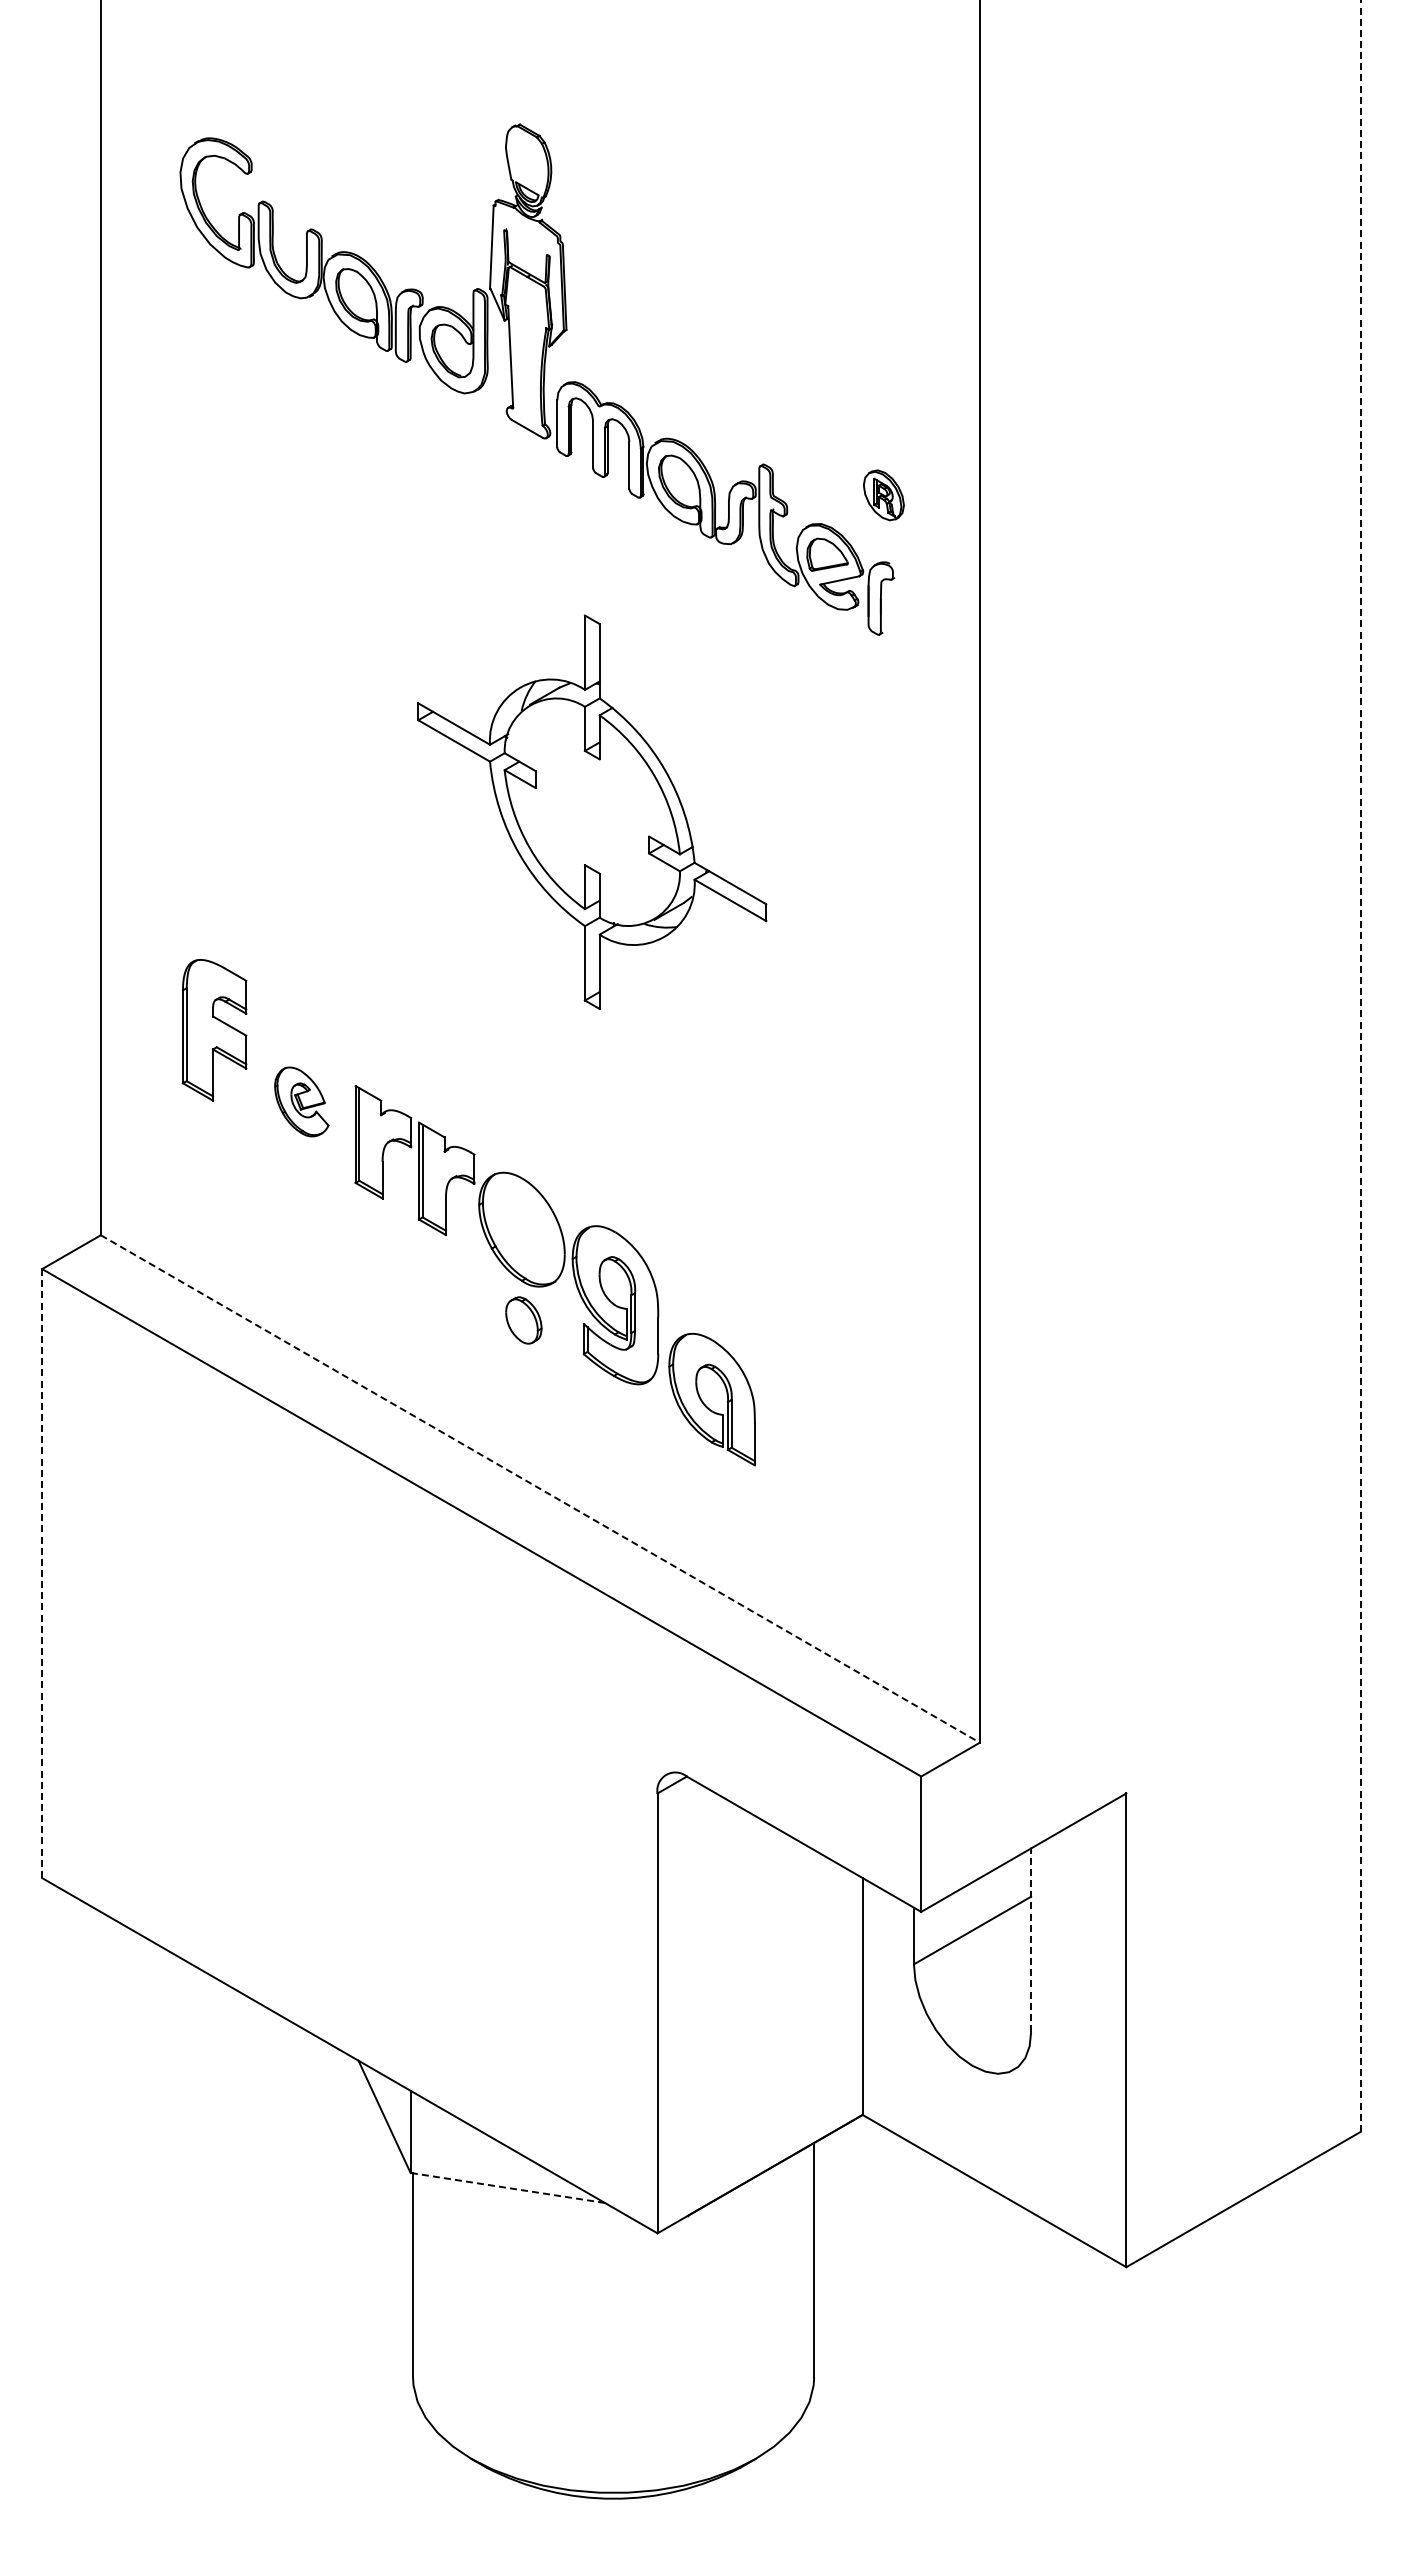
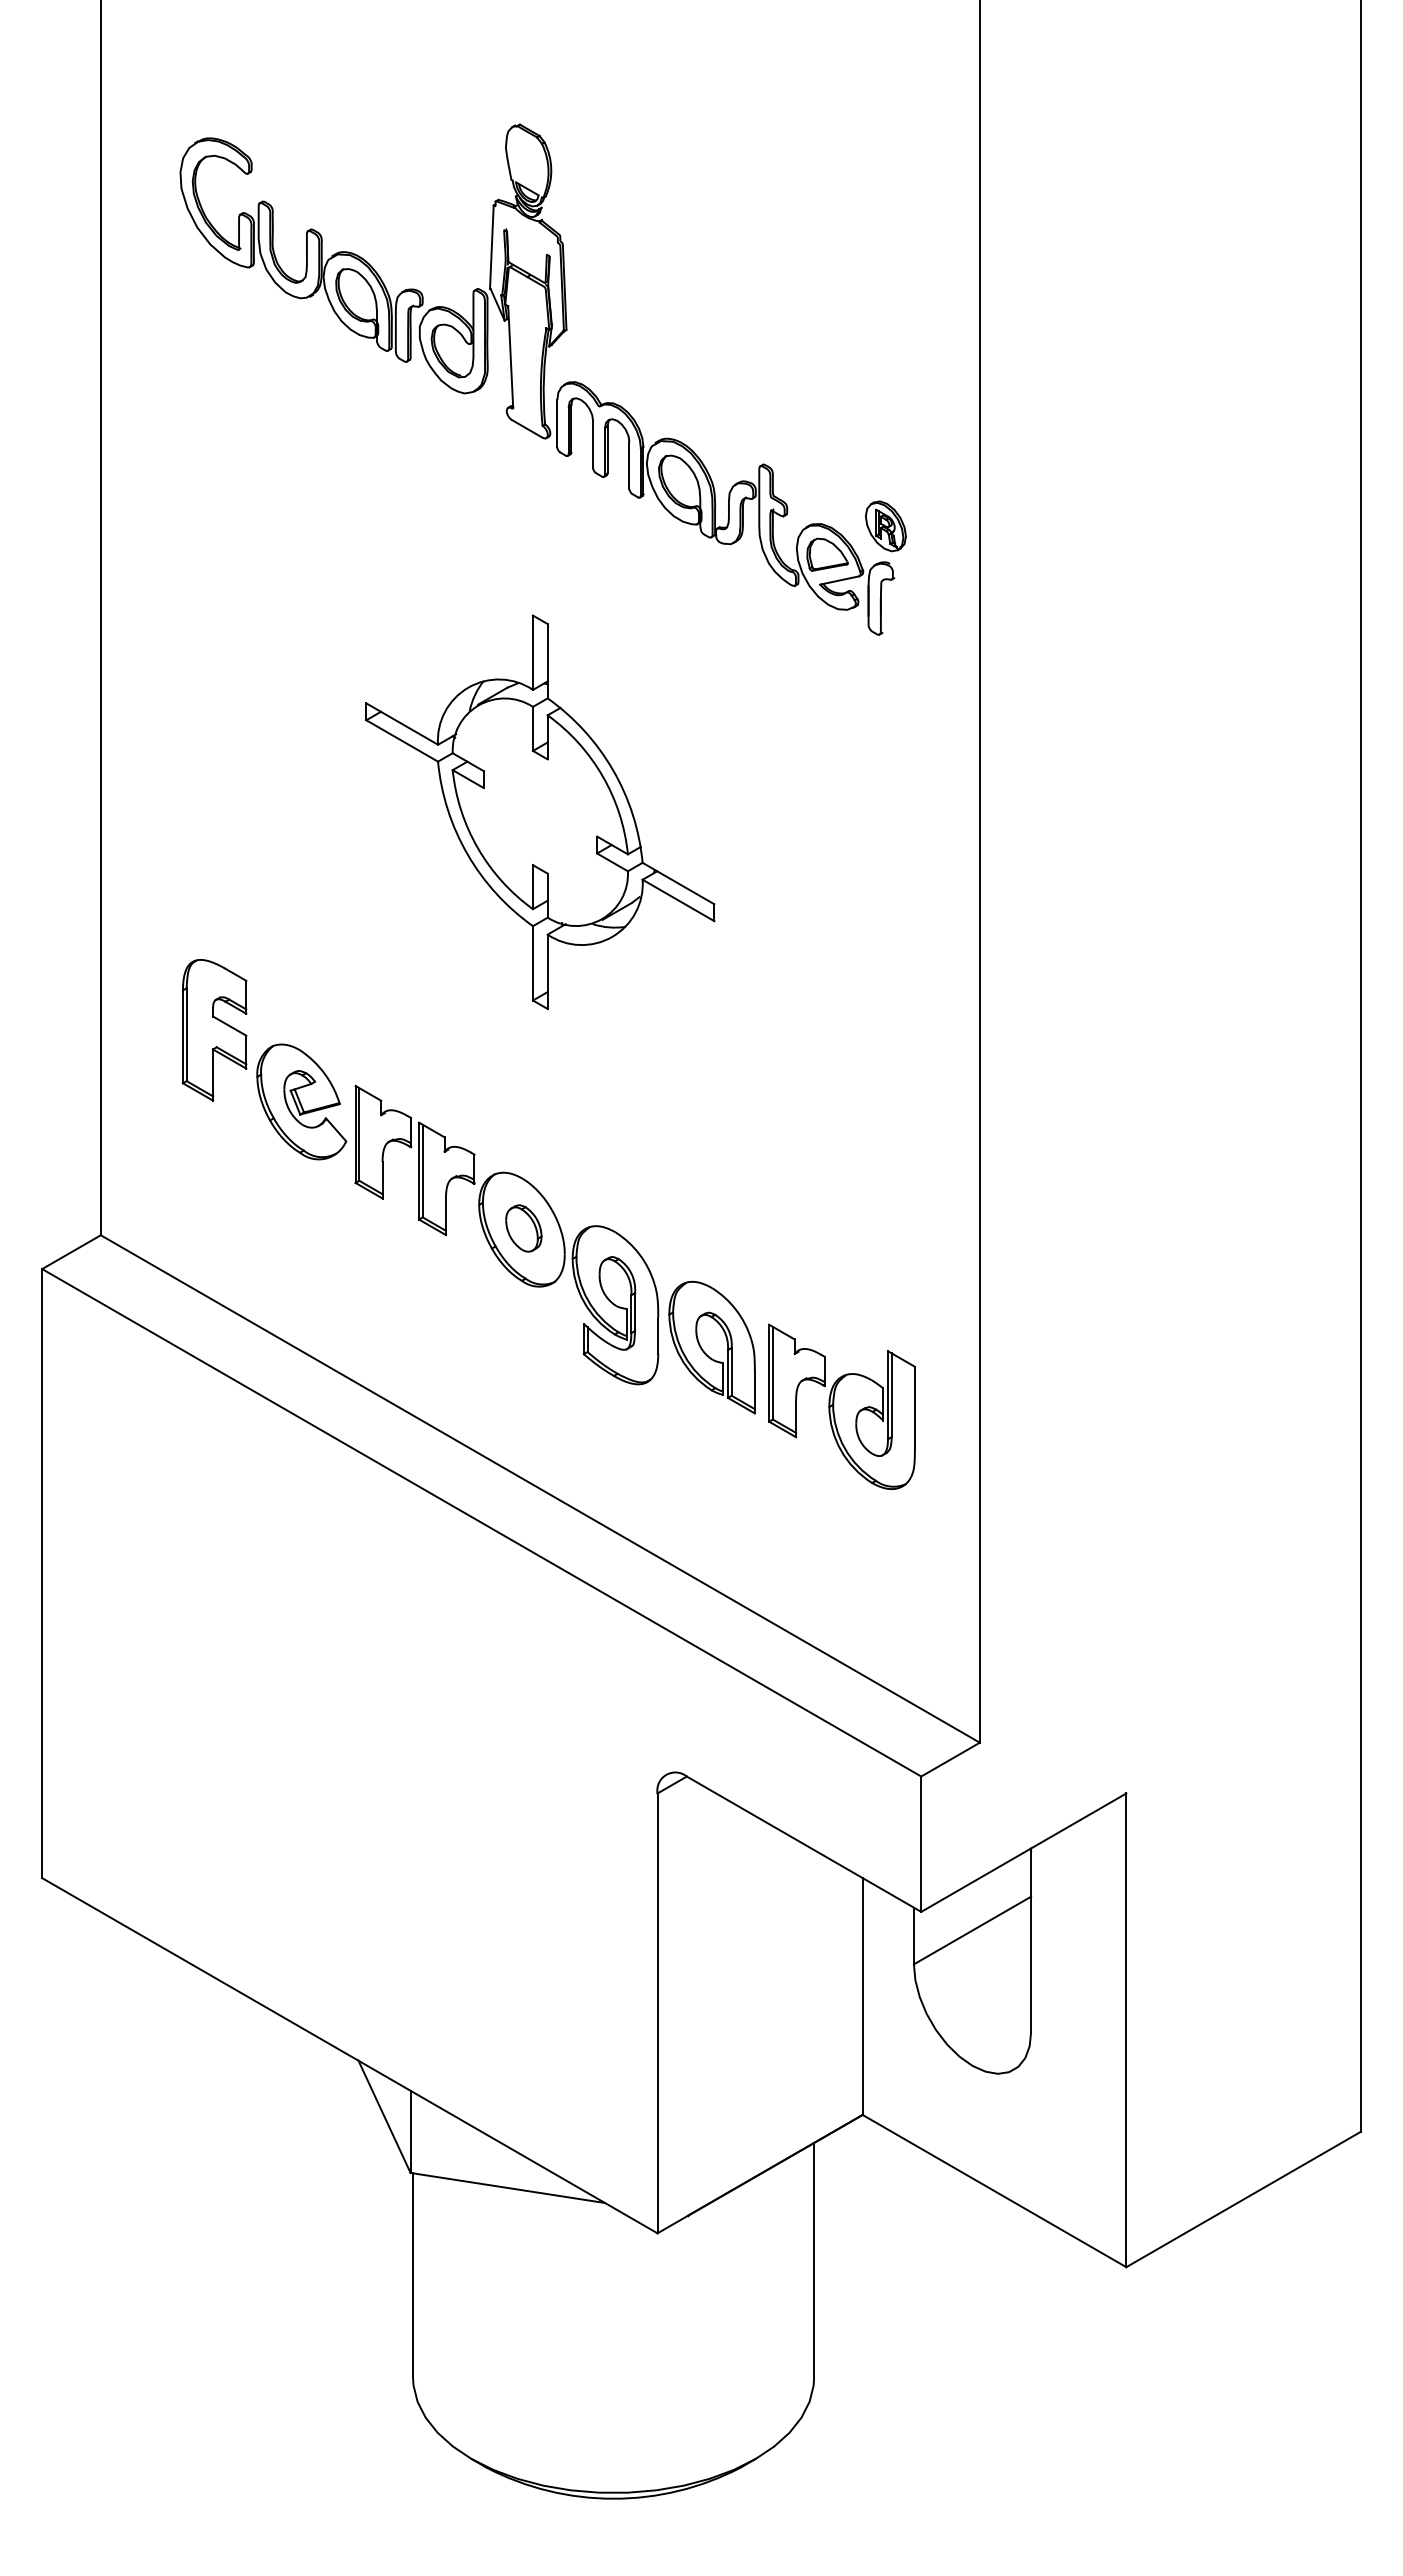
part position: (883, 495) -> (885, 526) (885, 526)
part position: (592, 811) -> (540, 811) (540, 811)
line: dashed -> solid (1360, 1066)
part size: 56x72 px -> 92x118 px (301, 1101)
part position: (523, 1320) -> (523, 1228) (523, 1228)
part position: (705, 1404) -> (705, 1352) (705, 1352)
part: none -> present (841, 1406)
line: dashed -> solid (540, 1489)
line: dashed -> solid (42, 1573)
line: dashed -> solid (1031, 1941)
line: dashed -> solid (507, 2187)
